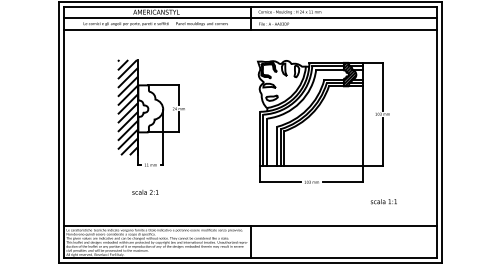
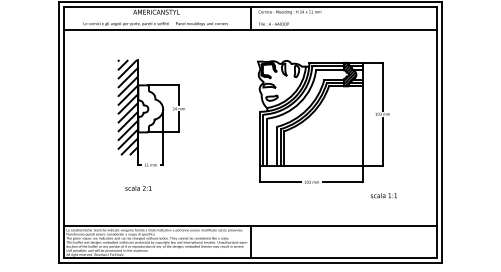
line: present -> none (250, 17)
text position: (145, 192) -> (138, 188) (138, 188)
text position: (383, 201) -> (383, 195) (383, 195)
